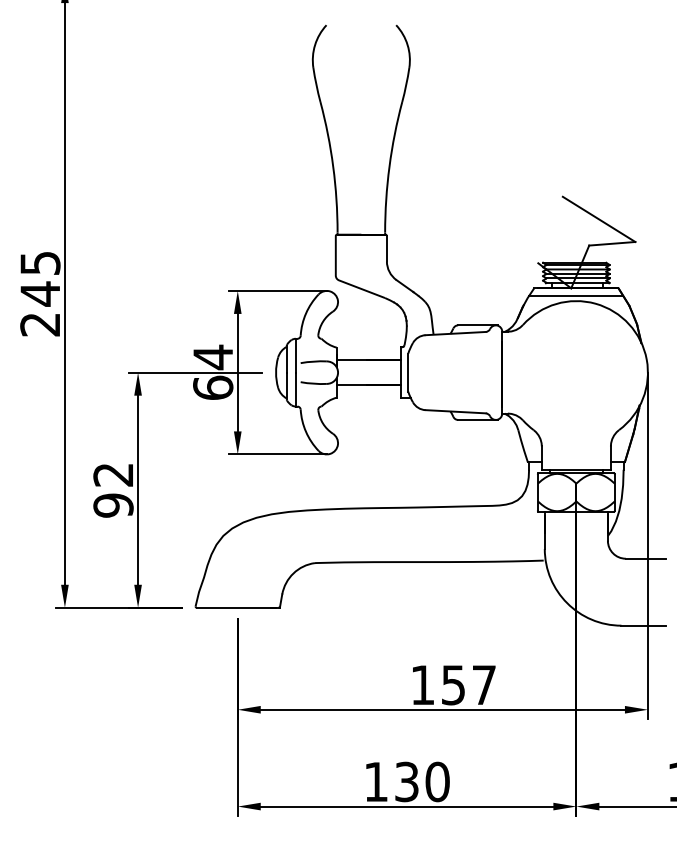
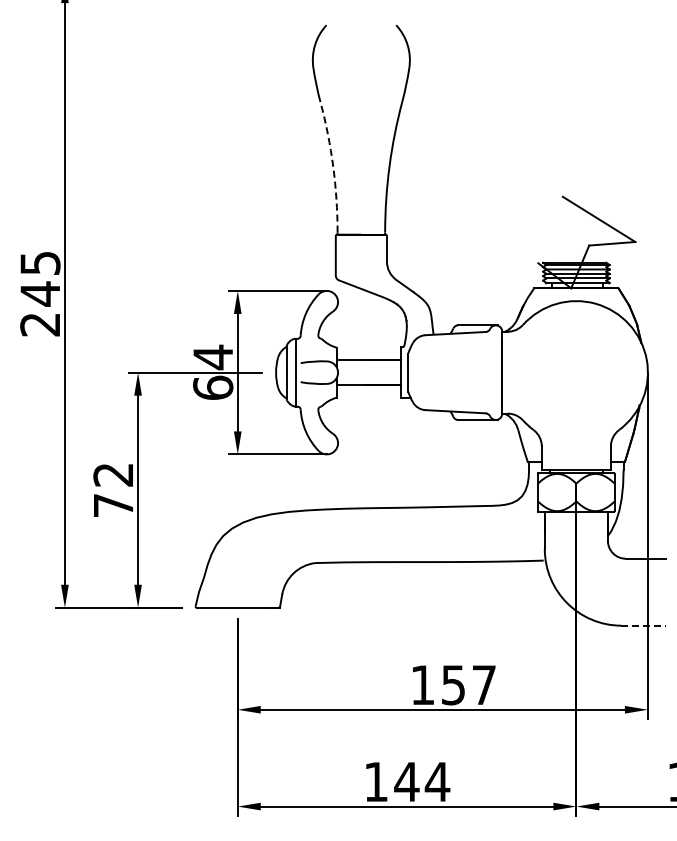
arc: solid -> dashed (333, 166)
line: present -> none (576, 296)
text: 92 -> 72 (113, 505)
line: solid -> dashed (644, 625)
text: 130 -> 144 (422, 781)
